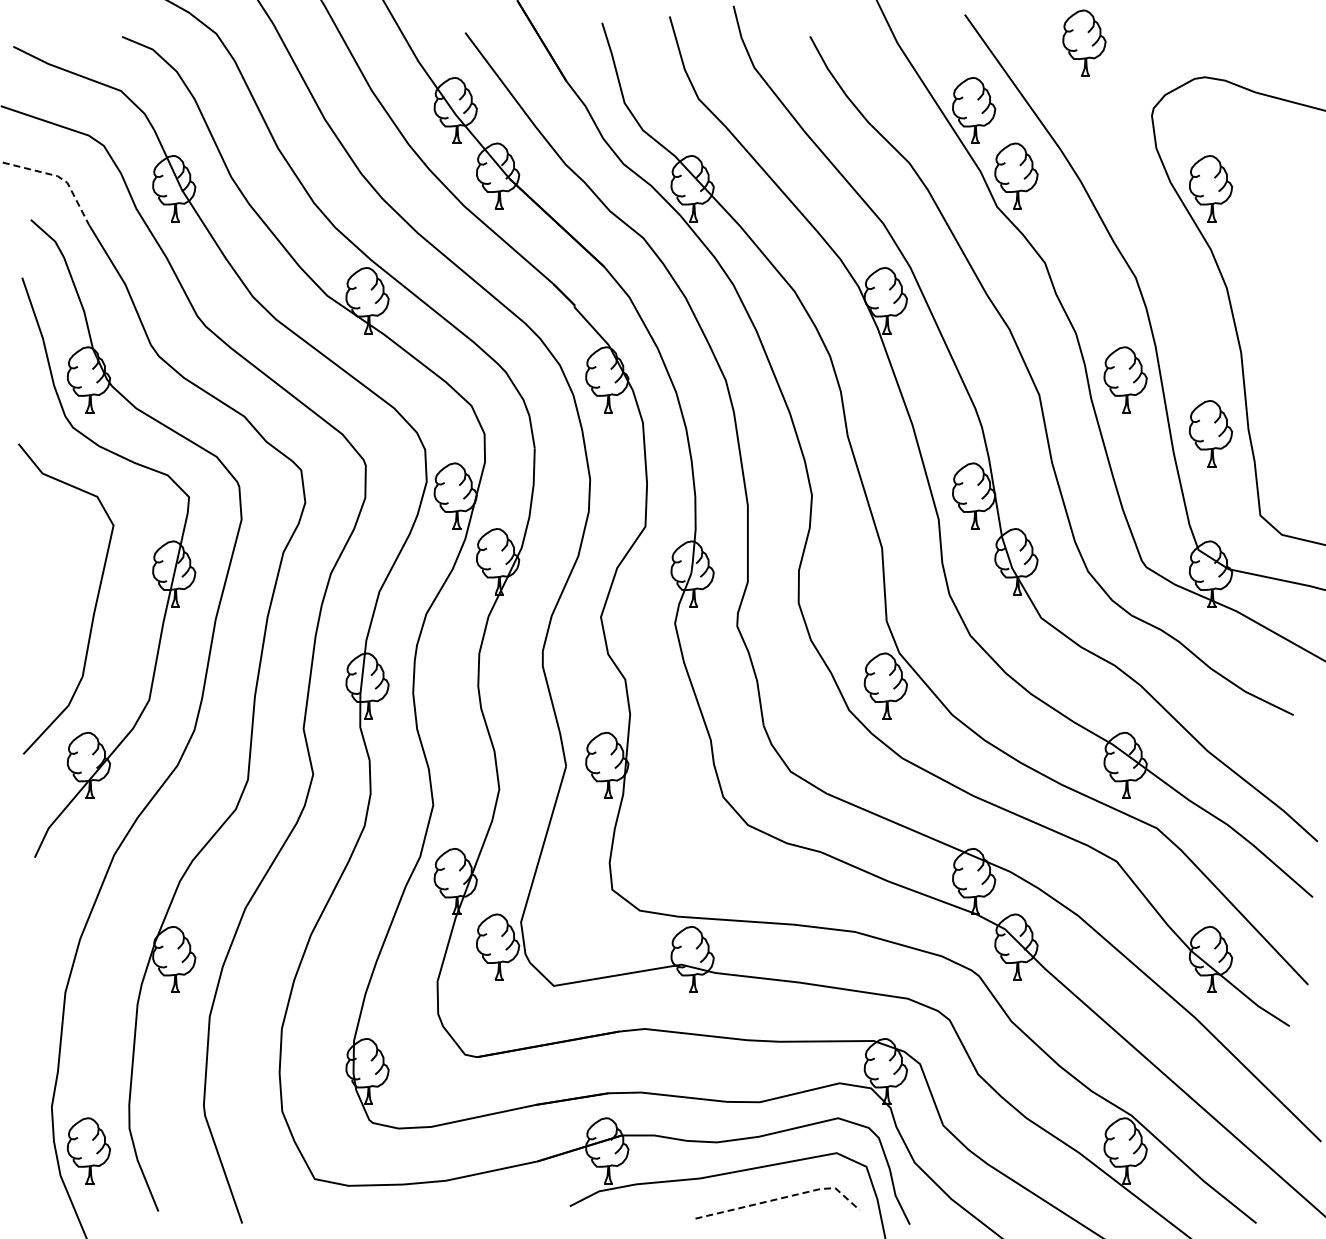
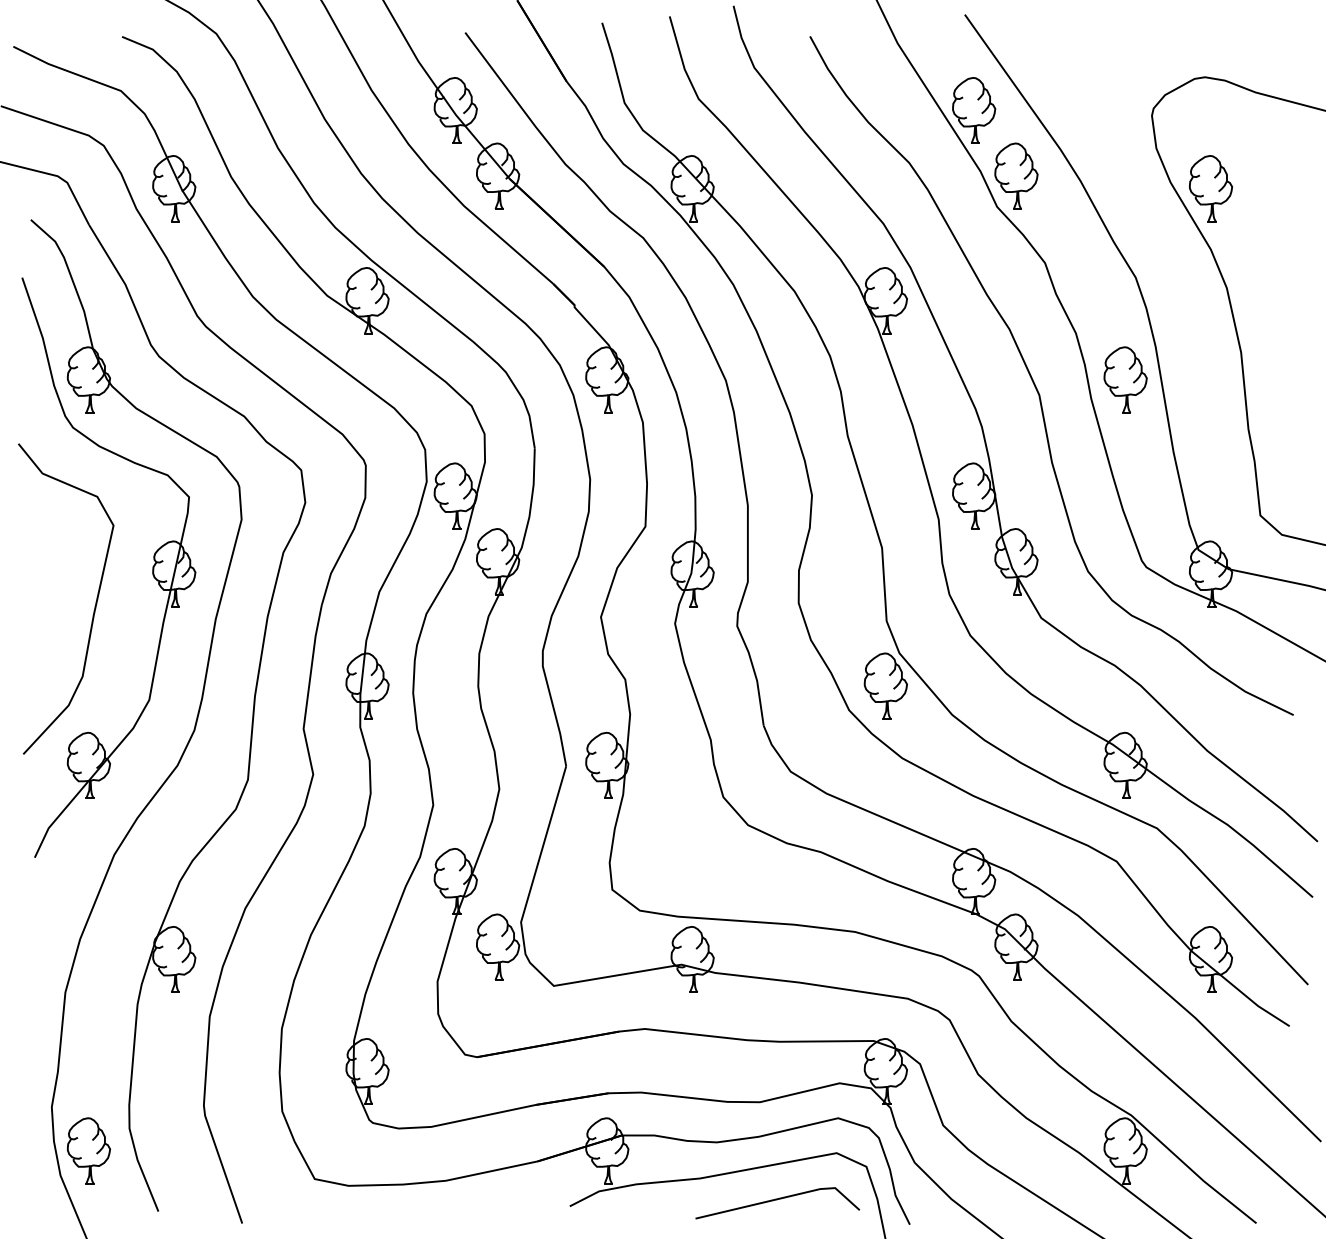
part: present -> none (1084, 42)
line: dashed -> solid (58, 176)
part: present -> none (1210, 433)
line: dashed -> solid (782, 1198)
